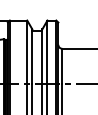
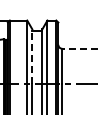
line: solid -> dashed (79, 48)
line: solid -> dashed (32, 56)
